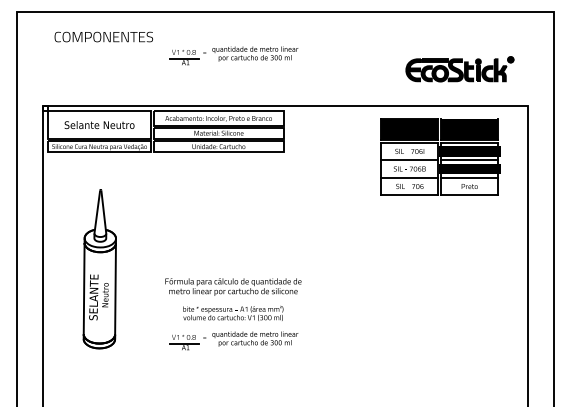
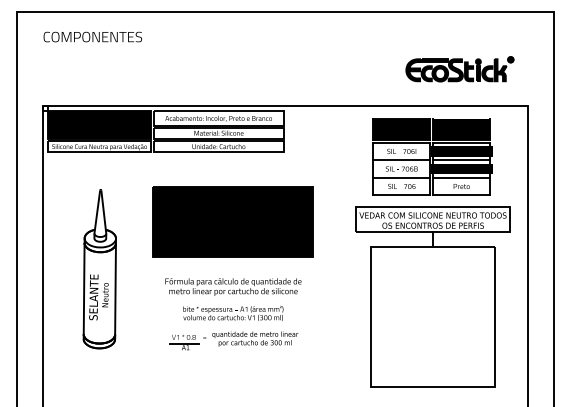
text position: (103, 36) -> (92, 36) (92, 36)
part: present -> none (233, 55)
fill: none -> present (99, 124)
part position: (440, 156) -> (432, 156) (432, 156)
part: none -> present (232, 221)
part: none -> present (432, 296)
